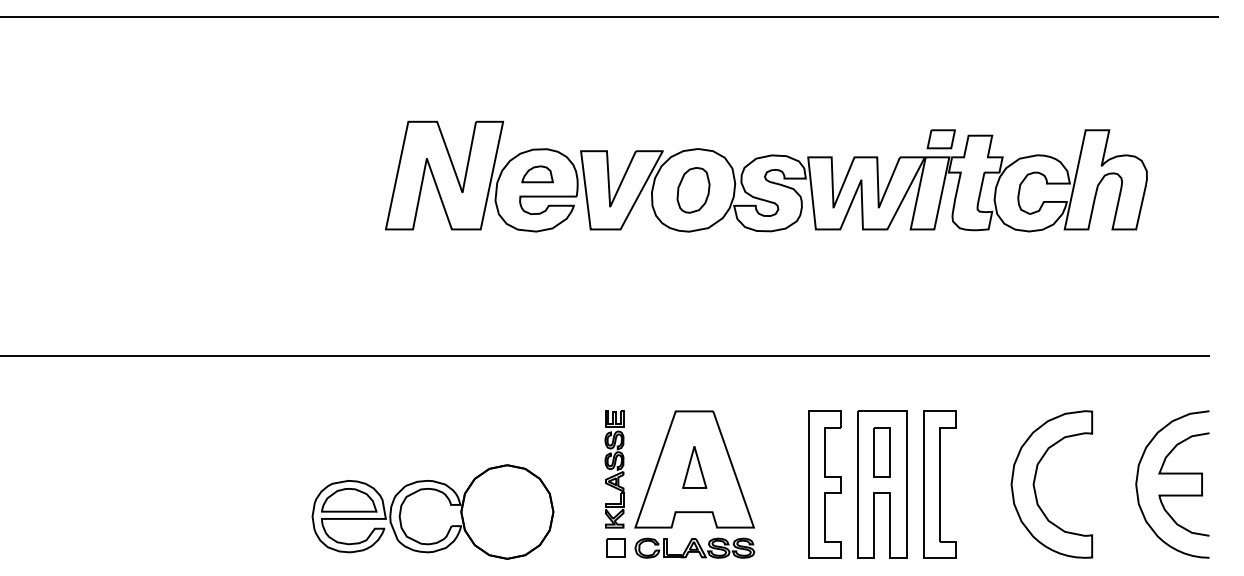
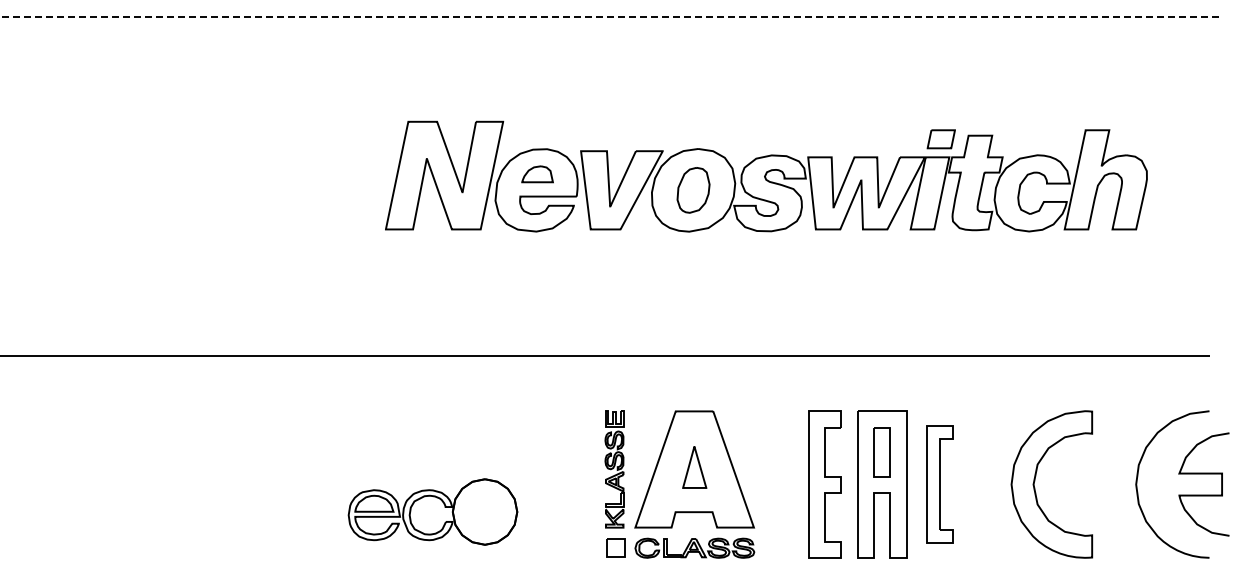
line: solid -> dashed (609, 17)
curve position: (1183, 474) -> (1203, 474) (1203, 474)
part size: 34x149 px -> 28x119 px (939, 484)
part size: 244x96 px -> 172x68 px (432, 511)
